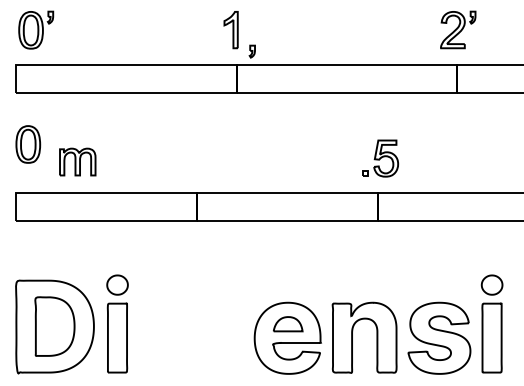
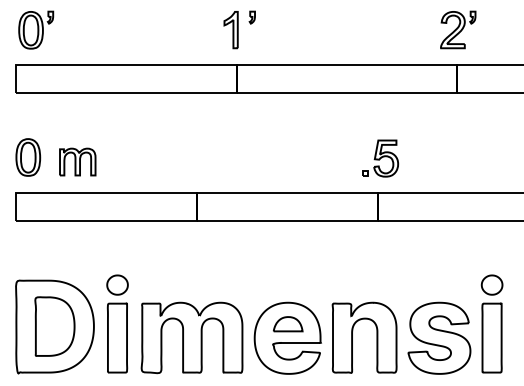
part position: (251, 51) -> (251, 17) (251, 17)
part position: (28, 144) -> (28, 157) (28, 157)
part: none -> present (191, 337)
